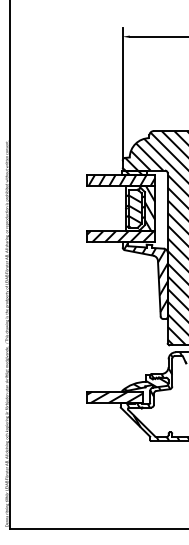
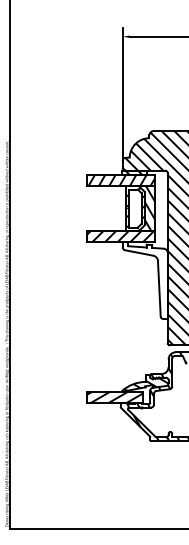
hatch: present -> none (135, 208)
hatch: present -> none (145, 280)
